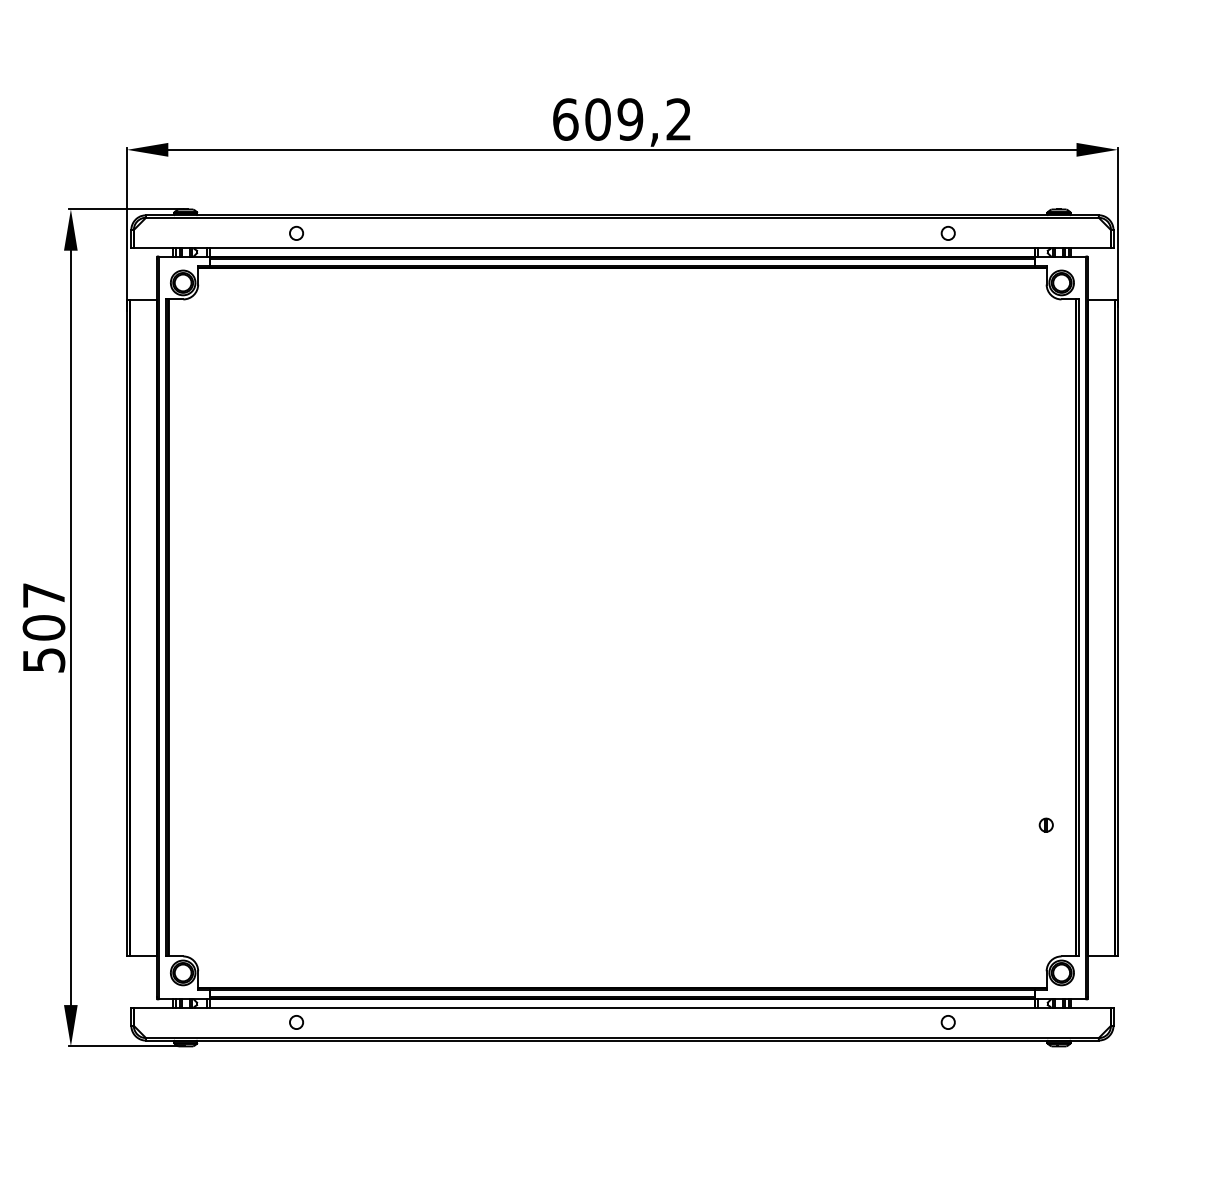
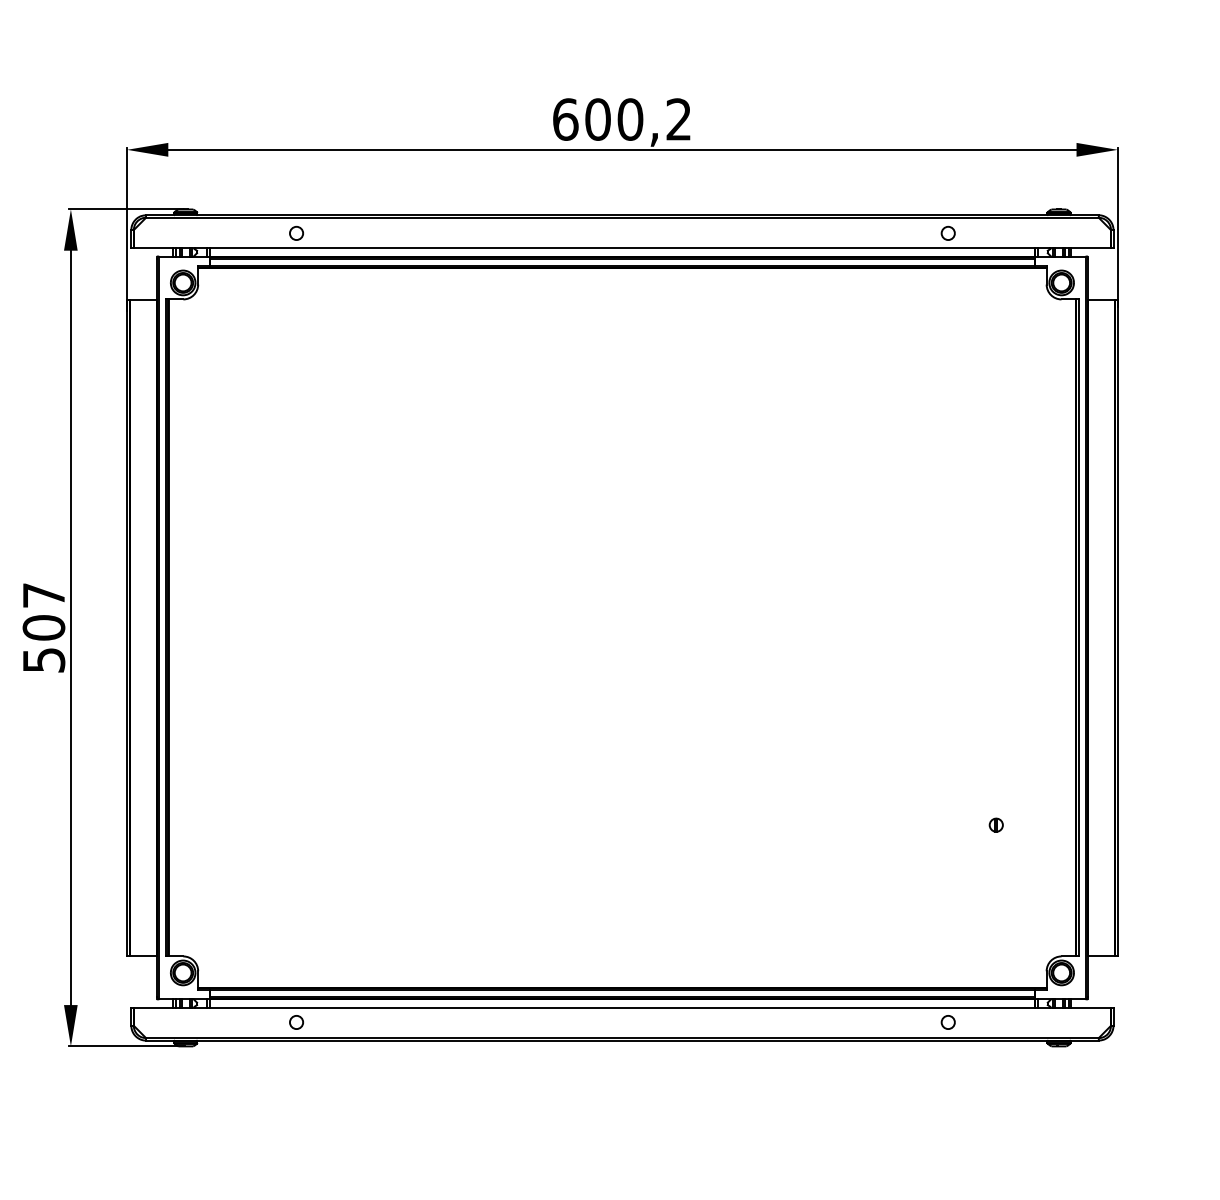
text: 609,2 -> 600,2 (630, 119)
part position: (1045, 824) -> (995, 824) (995, 824)
